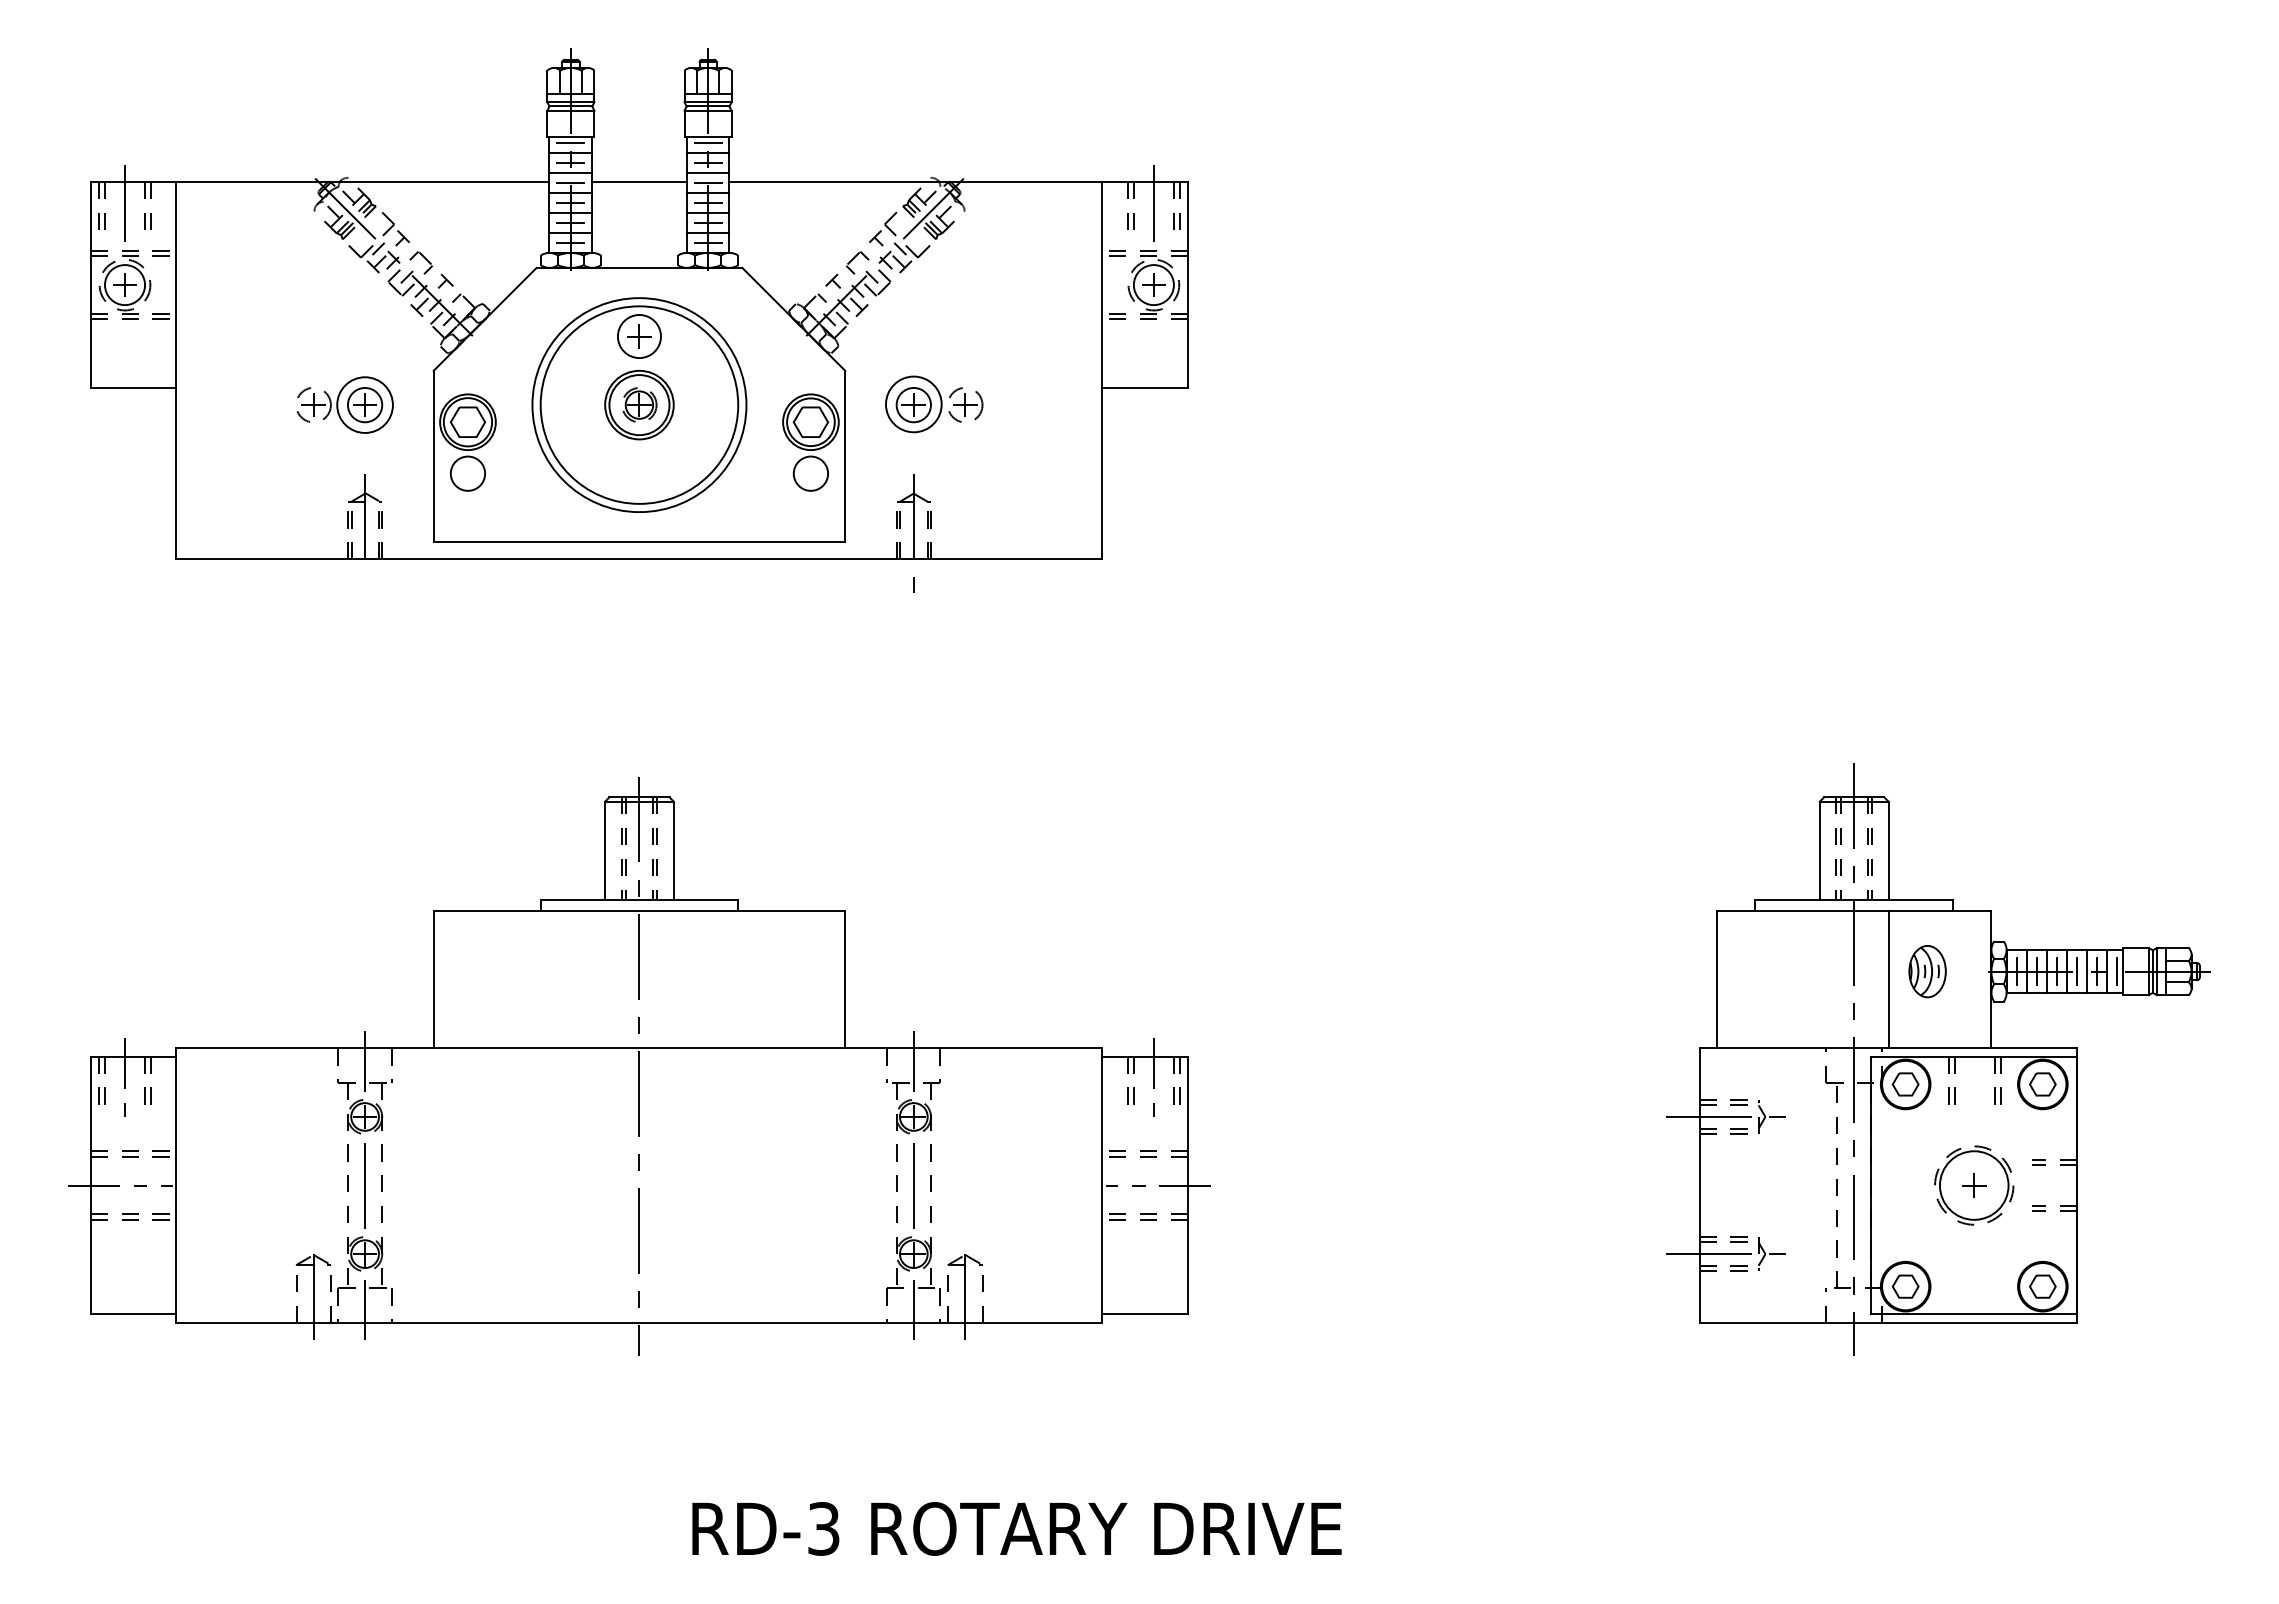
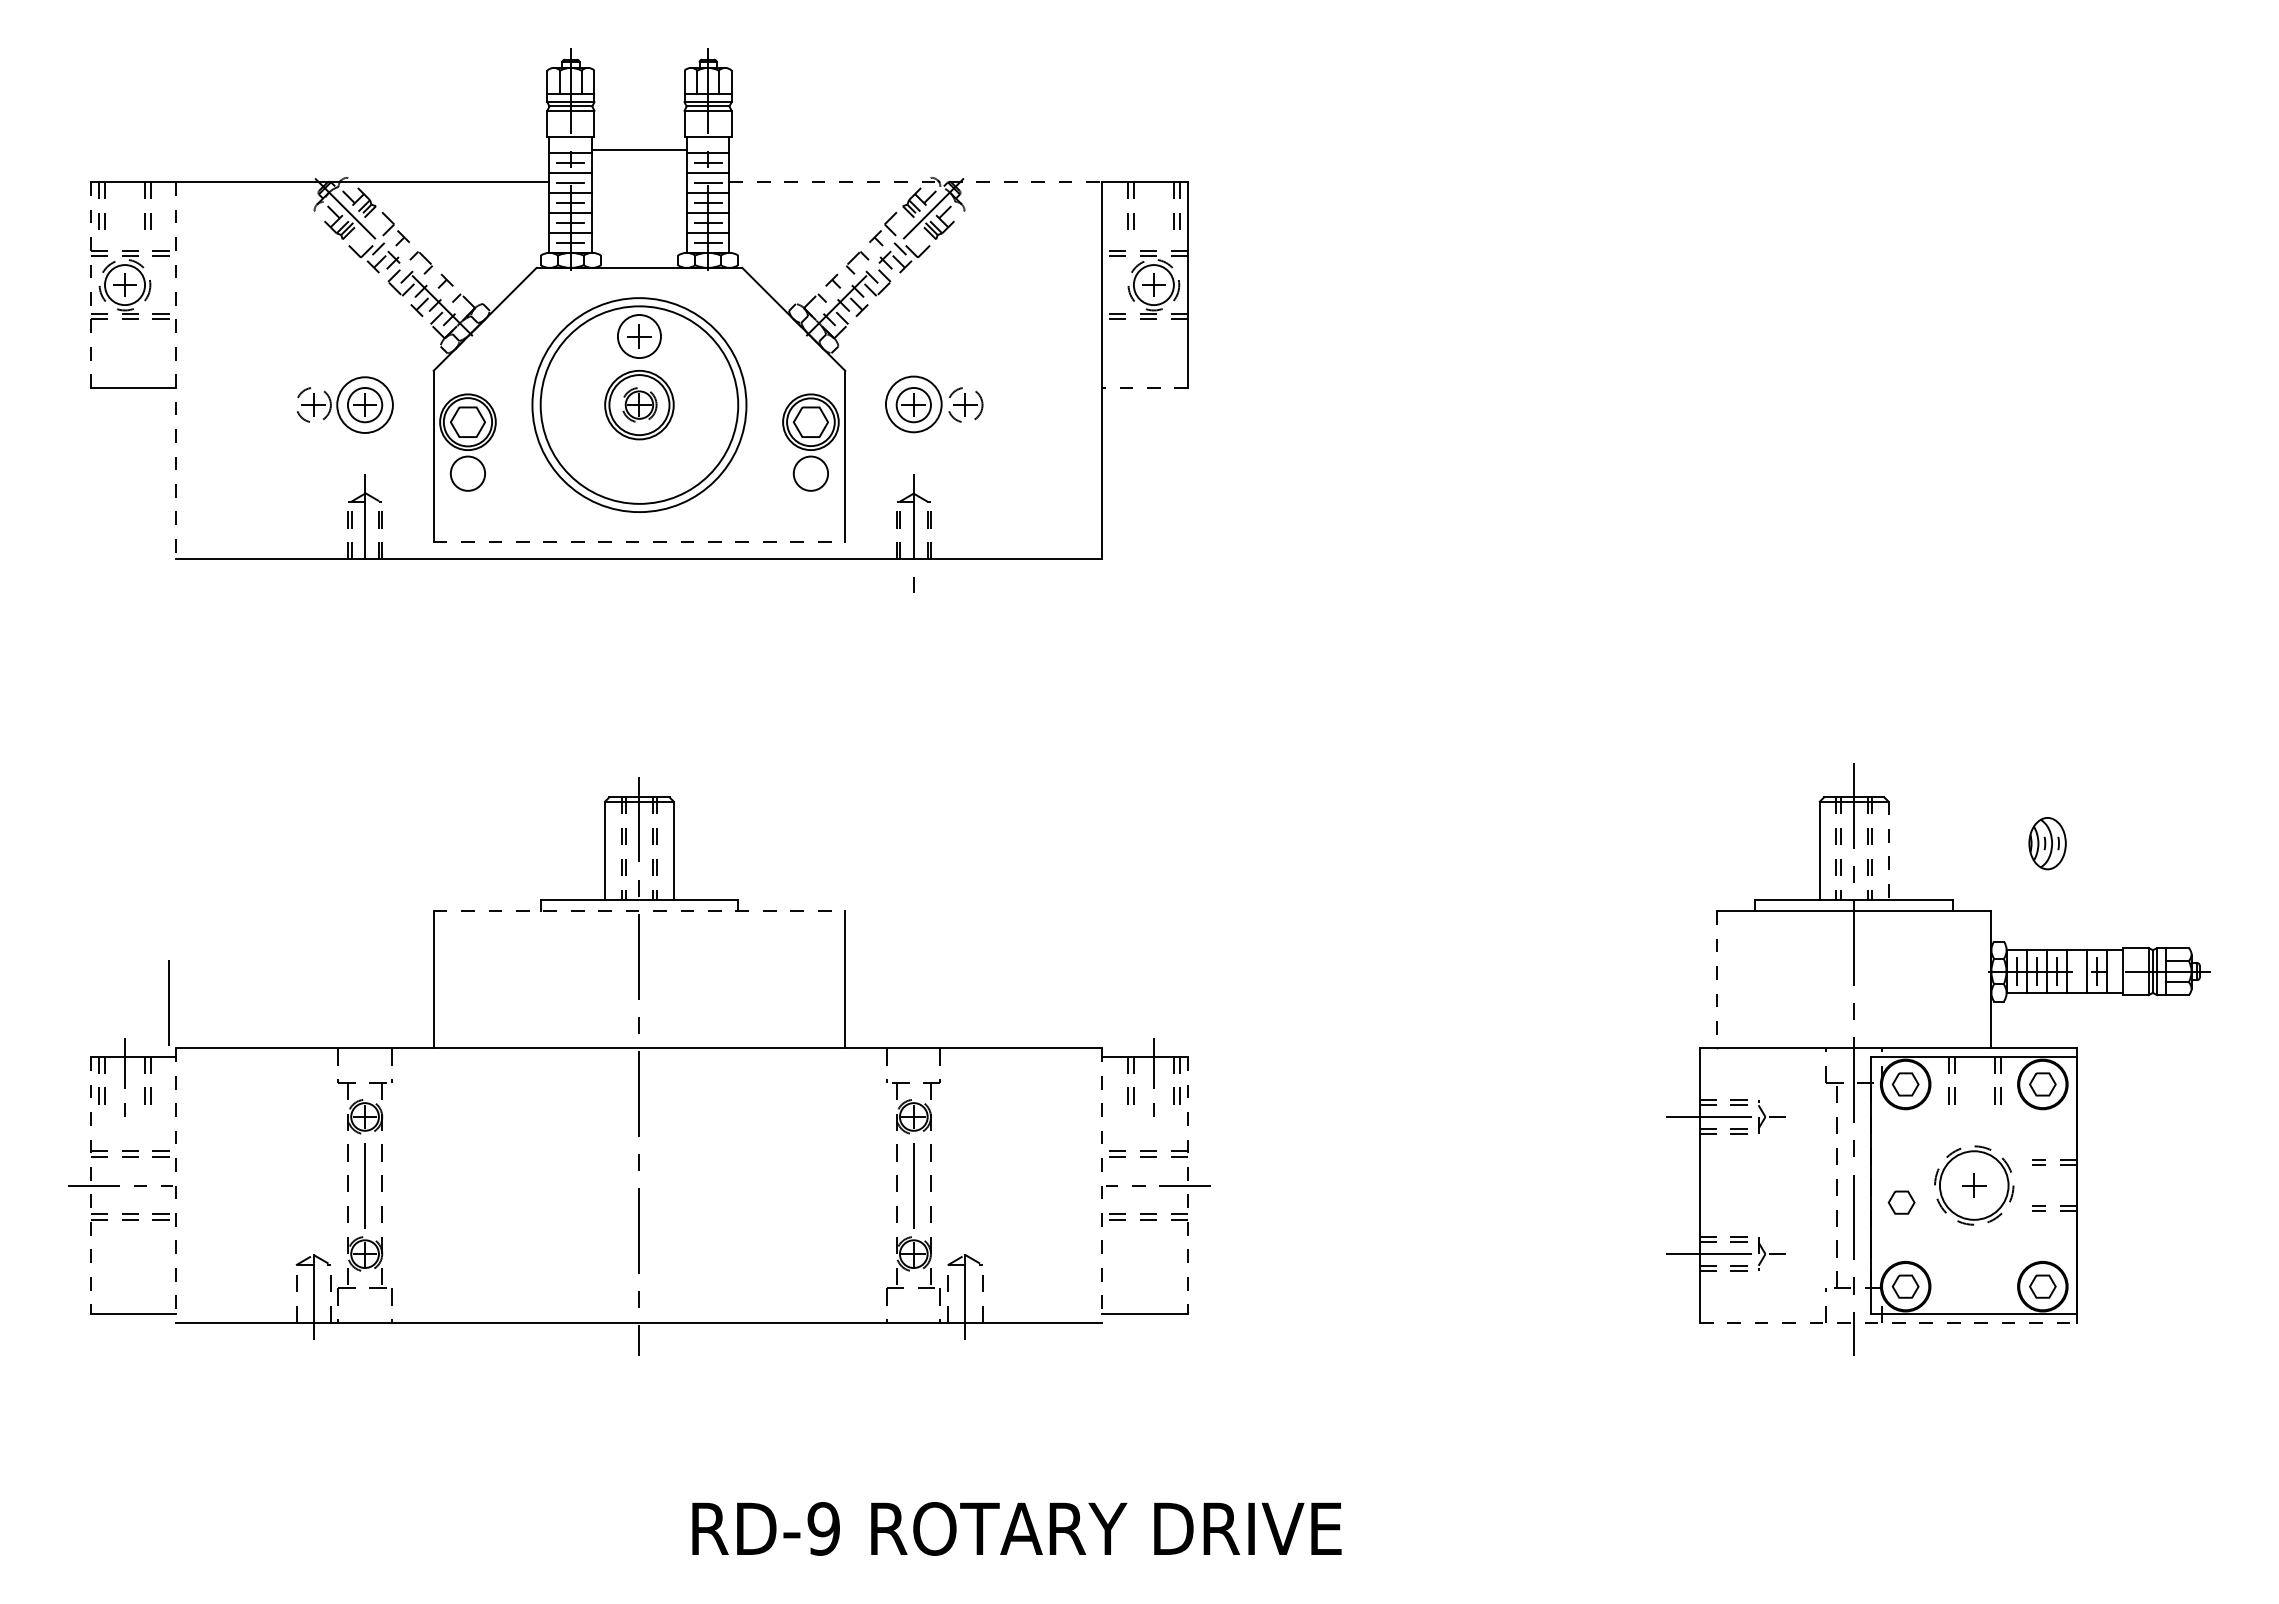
line: present -> none (570, 142)
line: present -> none (707, 142)
line position: (639, 182) -> (639, 150) (639, 150)
line: solid -> dashed (915, 182)
line: present -> none (125, 202)
line: present -> none (1153, 202)
line: solid -> dashed (90, 285)
line: solid -> dashed (176, 370)
line: solid -> dashed (1145, 387)
line: solid -> dashed (639, 542)
line: solid -> dashed (1888, 851)
line: solid -> dashed (639, 911)
part position: (1927, 971) -> (2047, 843) (2047, 843)
line: present -> none (2076, 971)
line: present -> none (2116, 971)
line: solid -> dashed (1717, 979)
line: present -> none (1888, 979)
line: none -> present (168, 1002)
line: present -> none (365, 1061)
line: present -> none (913, 1061)
line: solid -> dashed (90, 1186)
line: solid -> dashed (176, 1186)
line: solid -> dashed (1102, 1186)
line: solid -> dashed (1188, 1186)
part: none -> present (1901, 1202)
line: present -> none (365, 1309)
line: present -> none (913, 1309)
line: solid -> dashed (1888, 1322)
text: RD-3 -> RD-9 (823, 1528)
